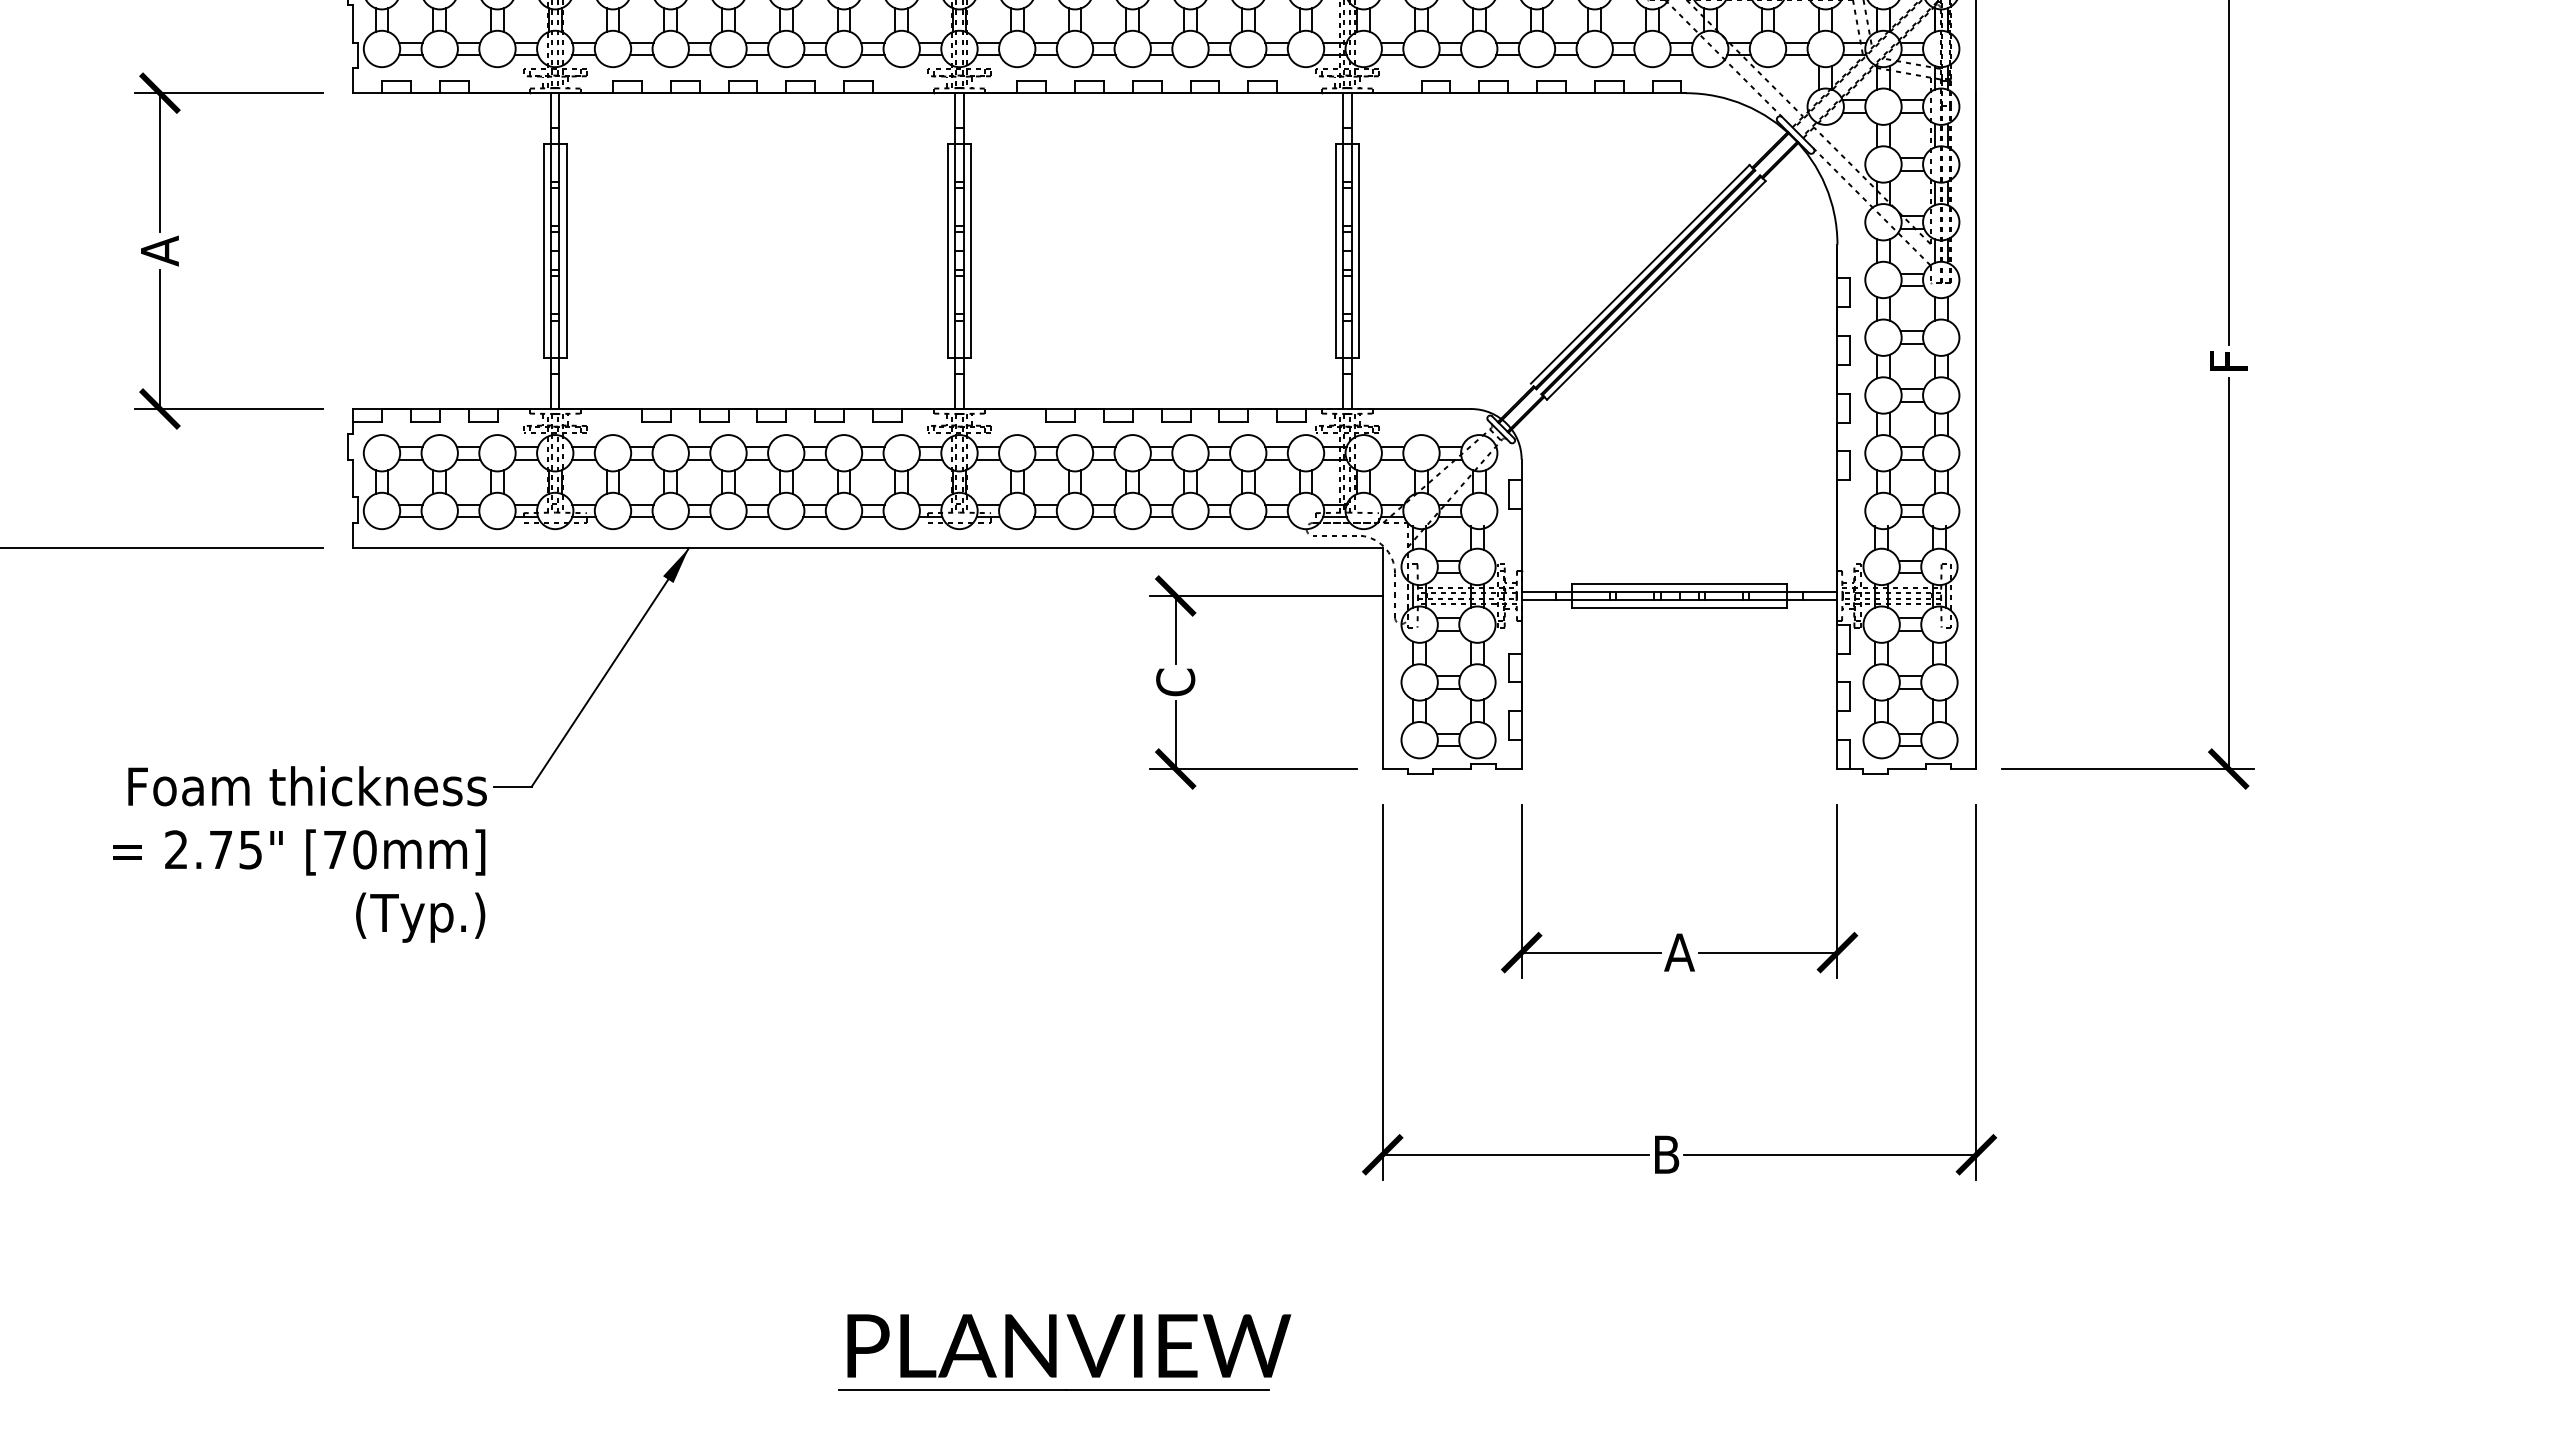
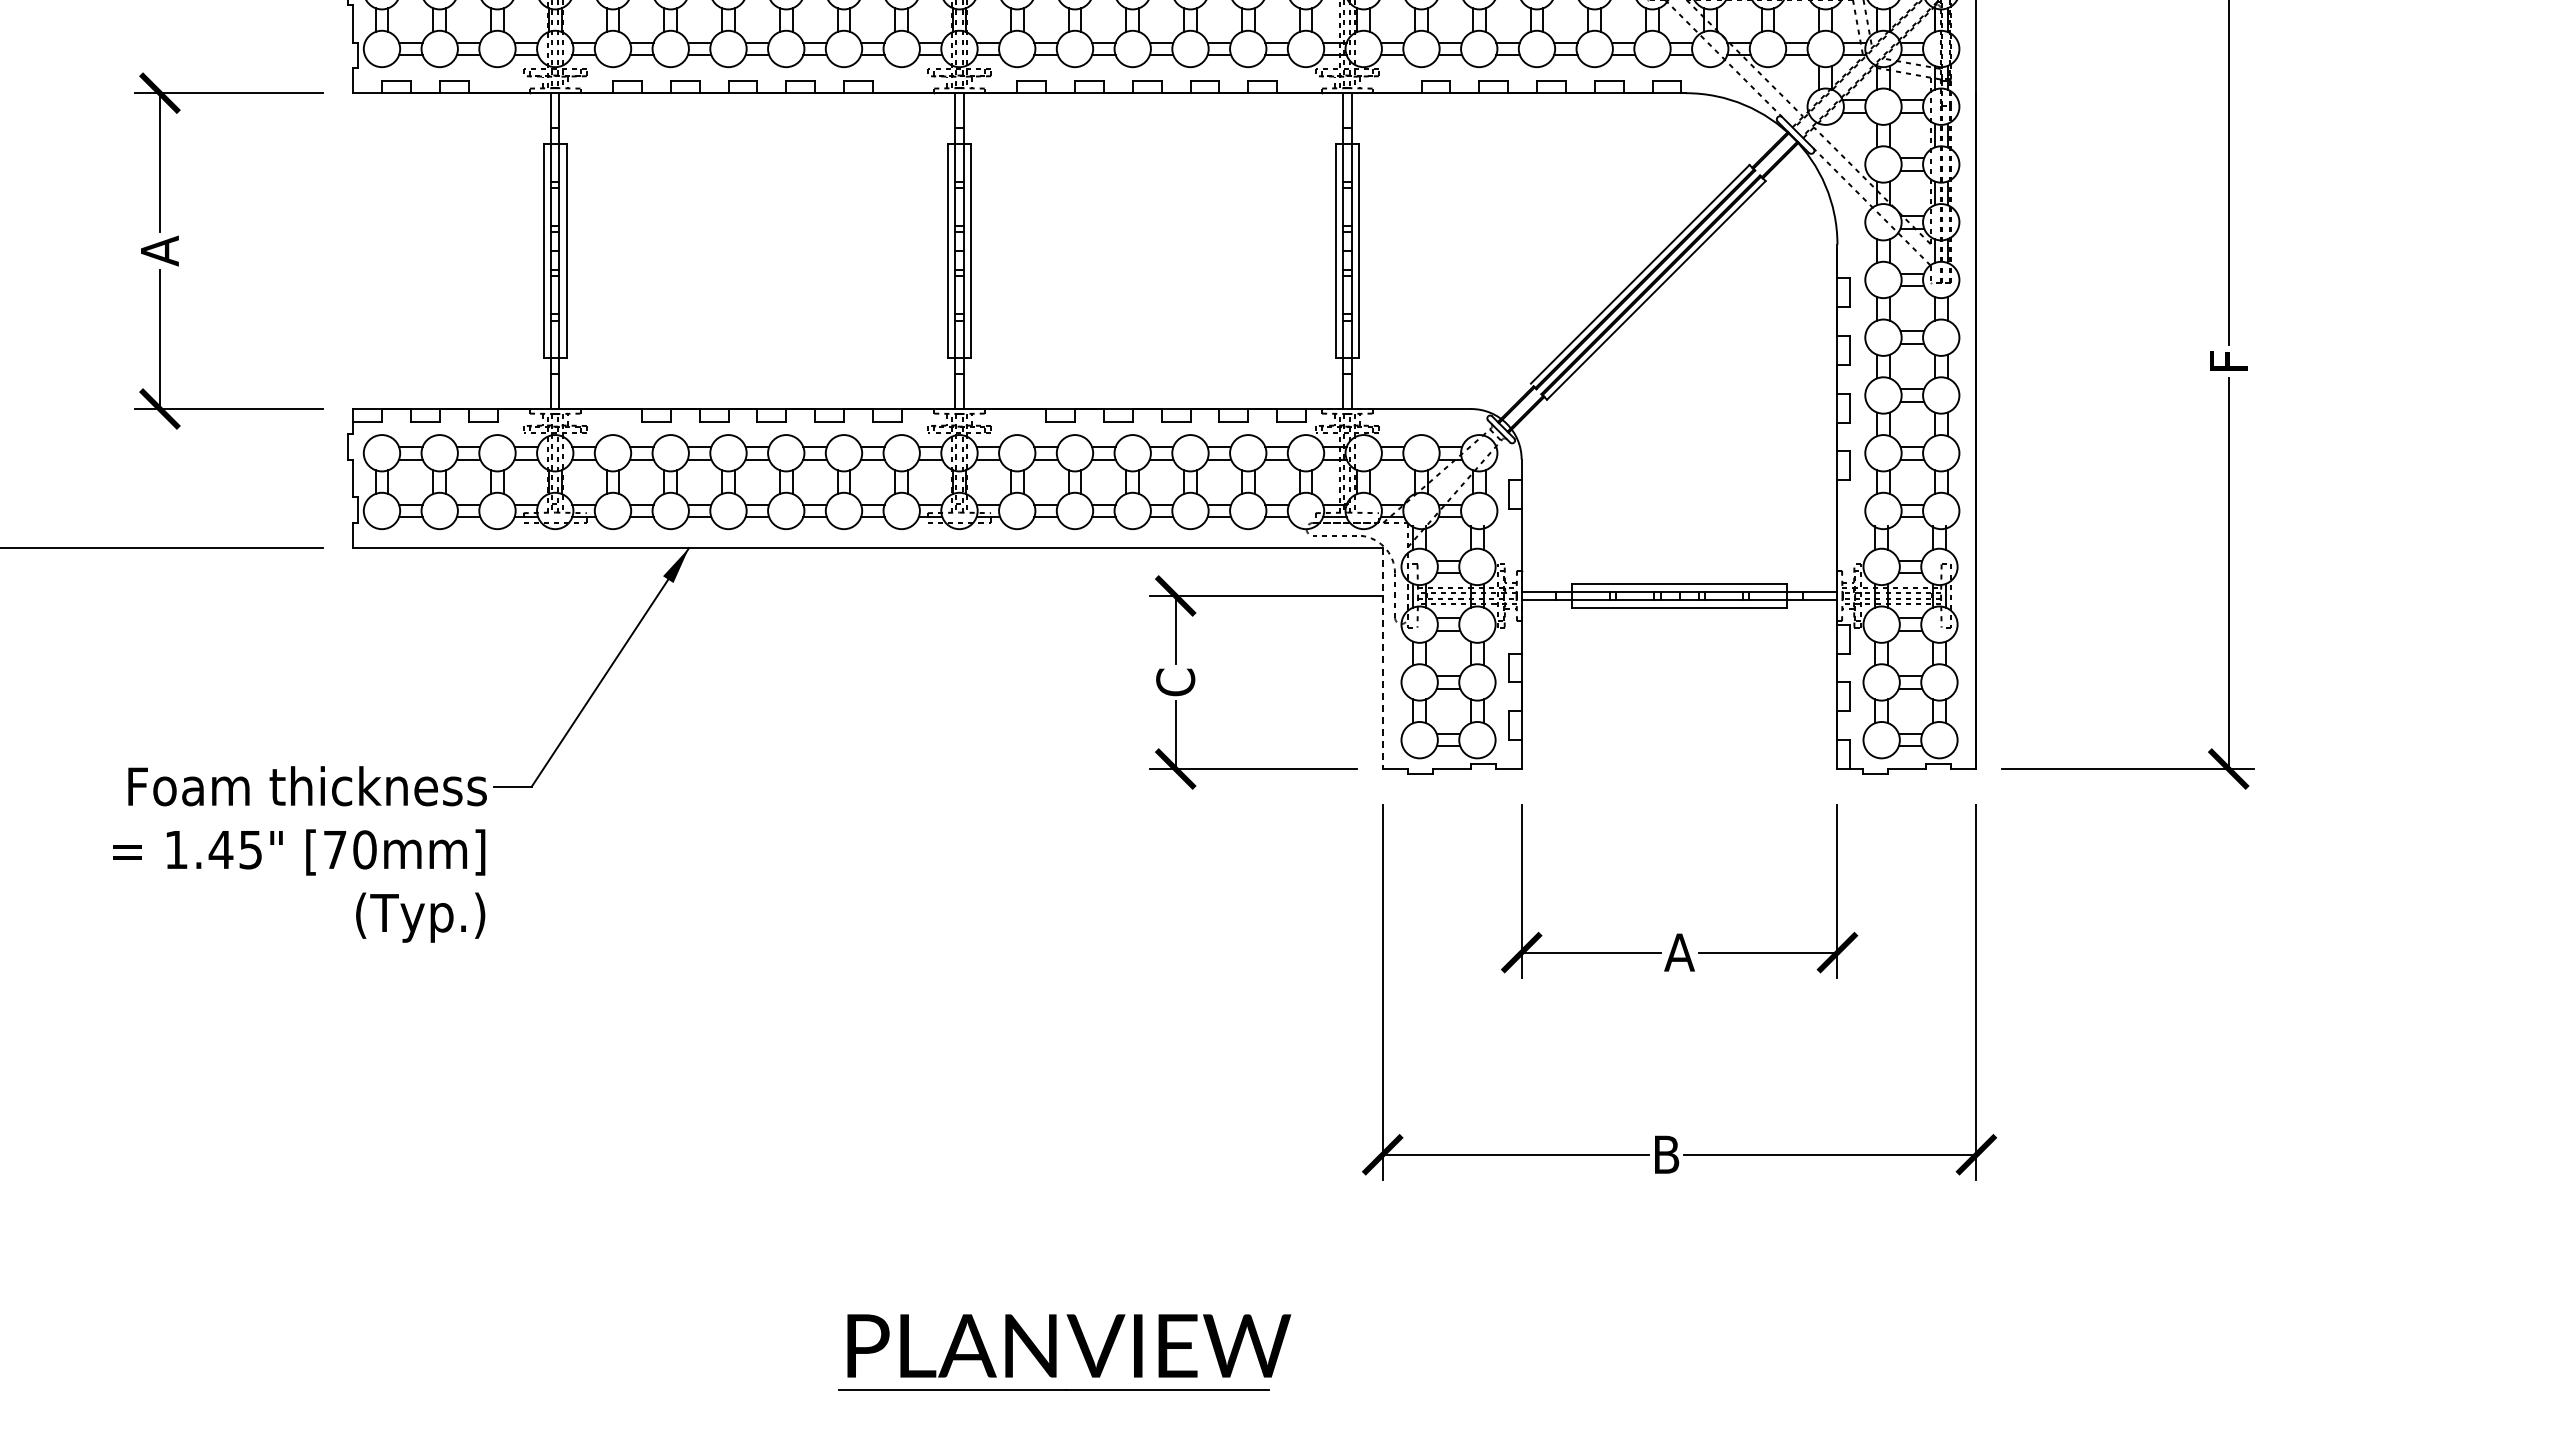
line: solid -> dashed (1382, 658)
text: 2.75" -> 1.45" (199, 849)
